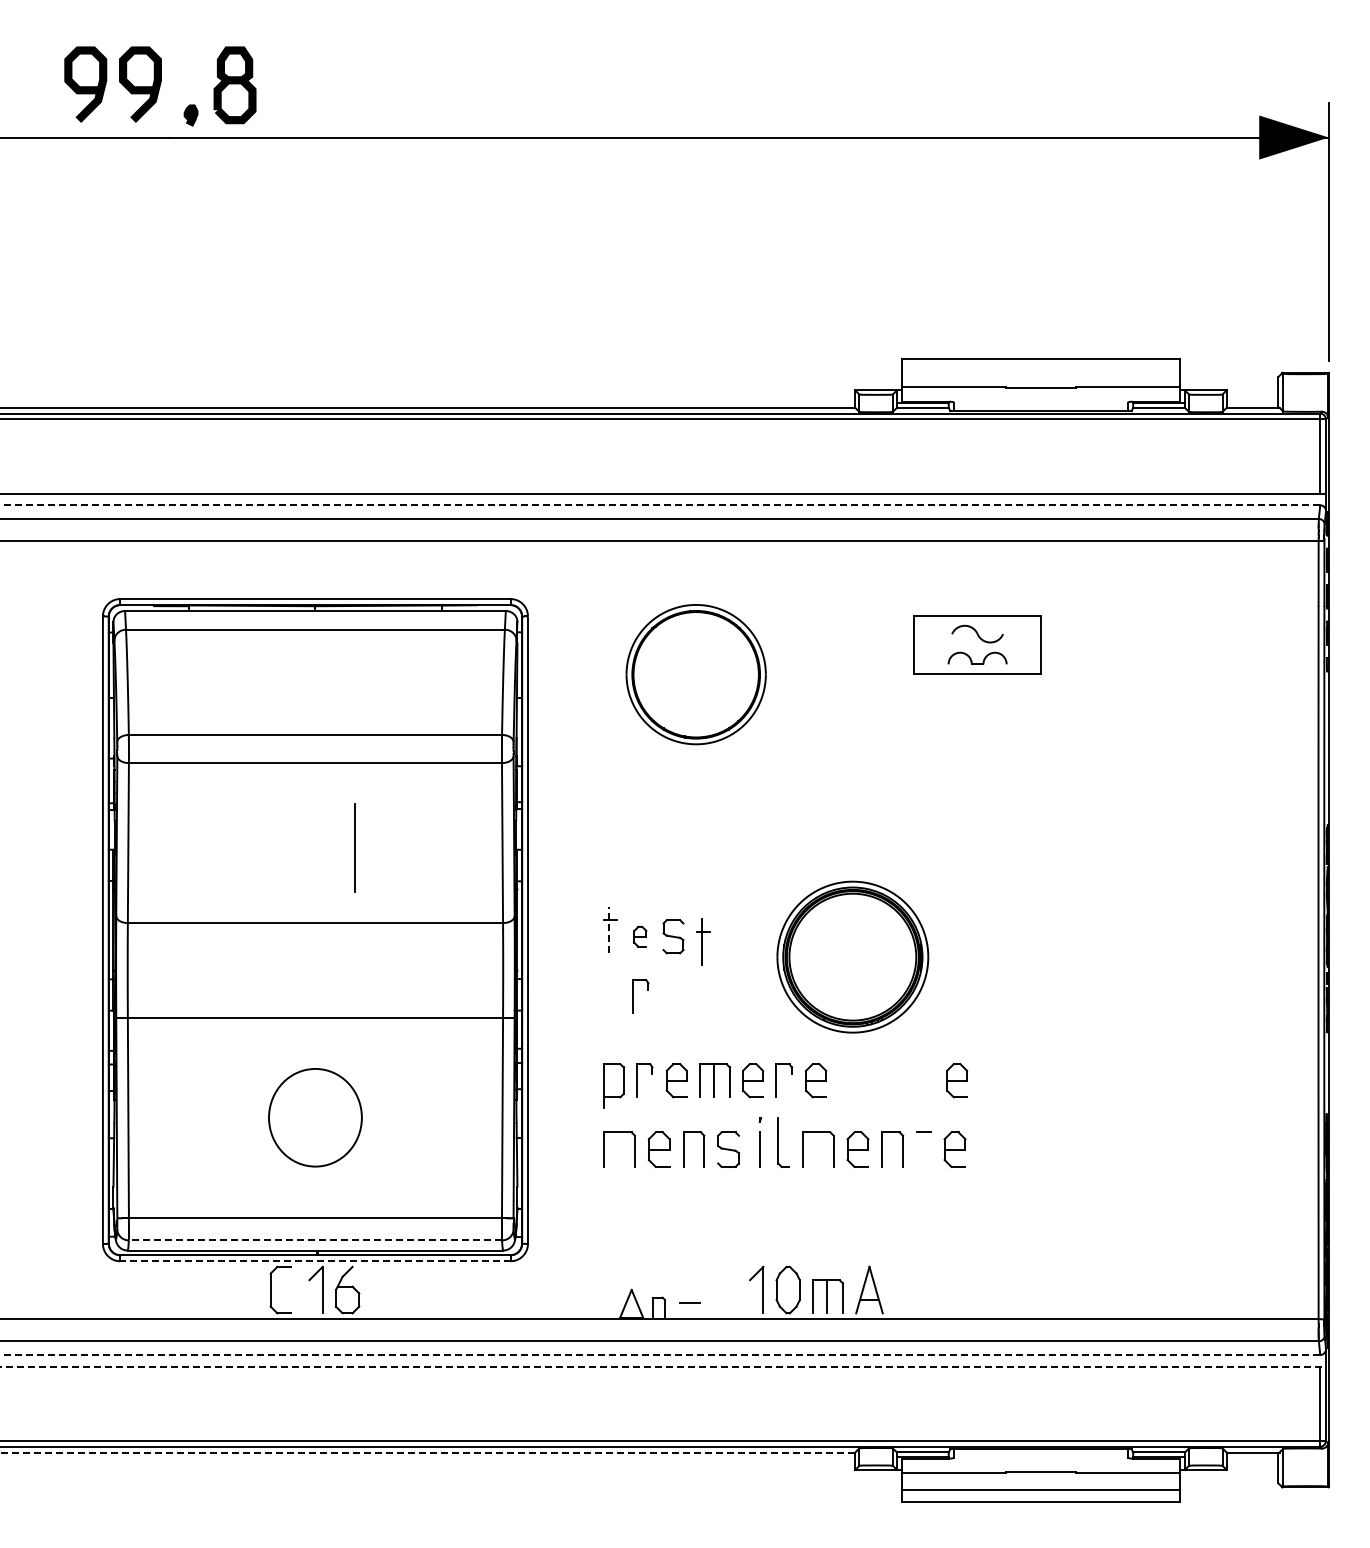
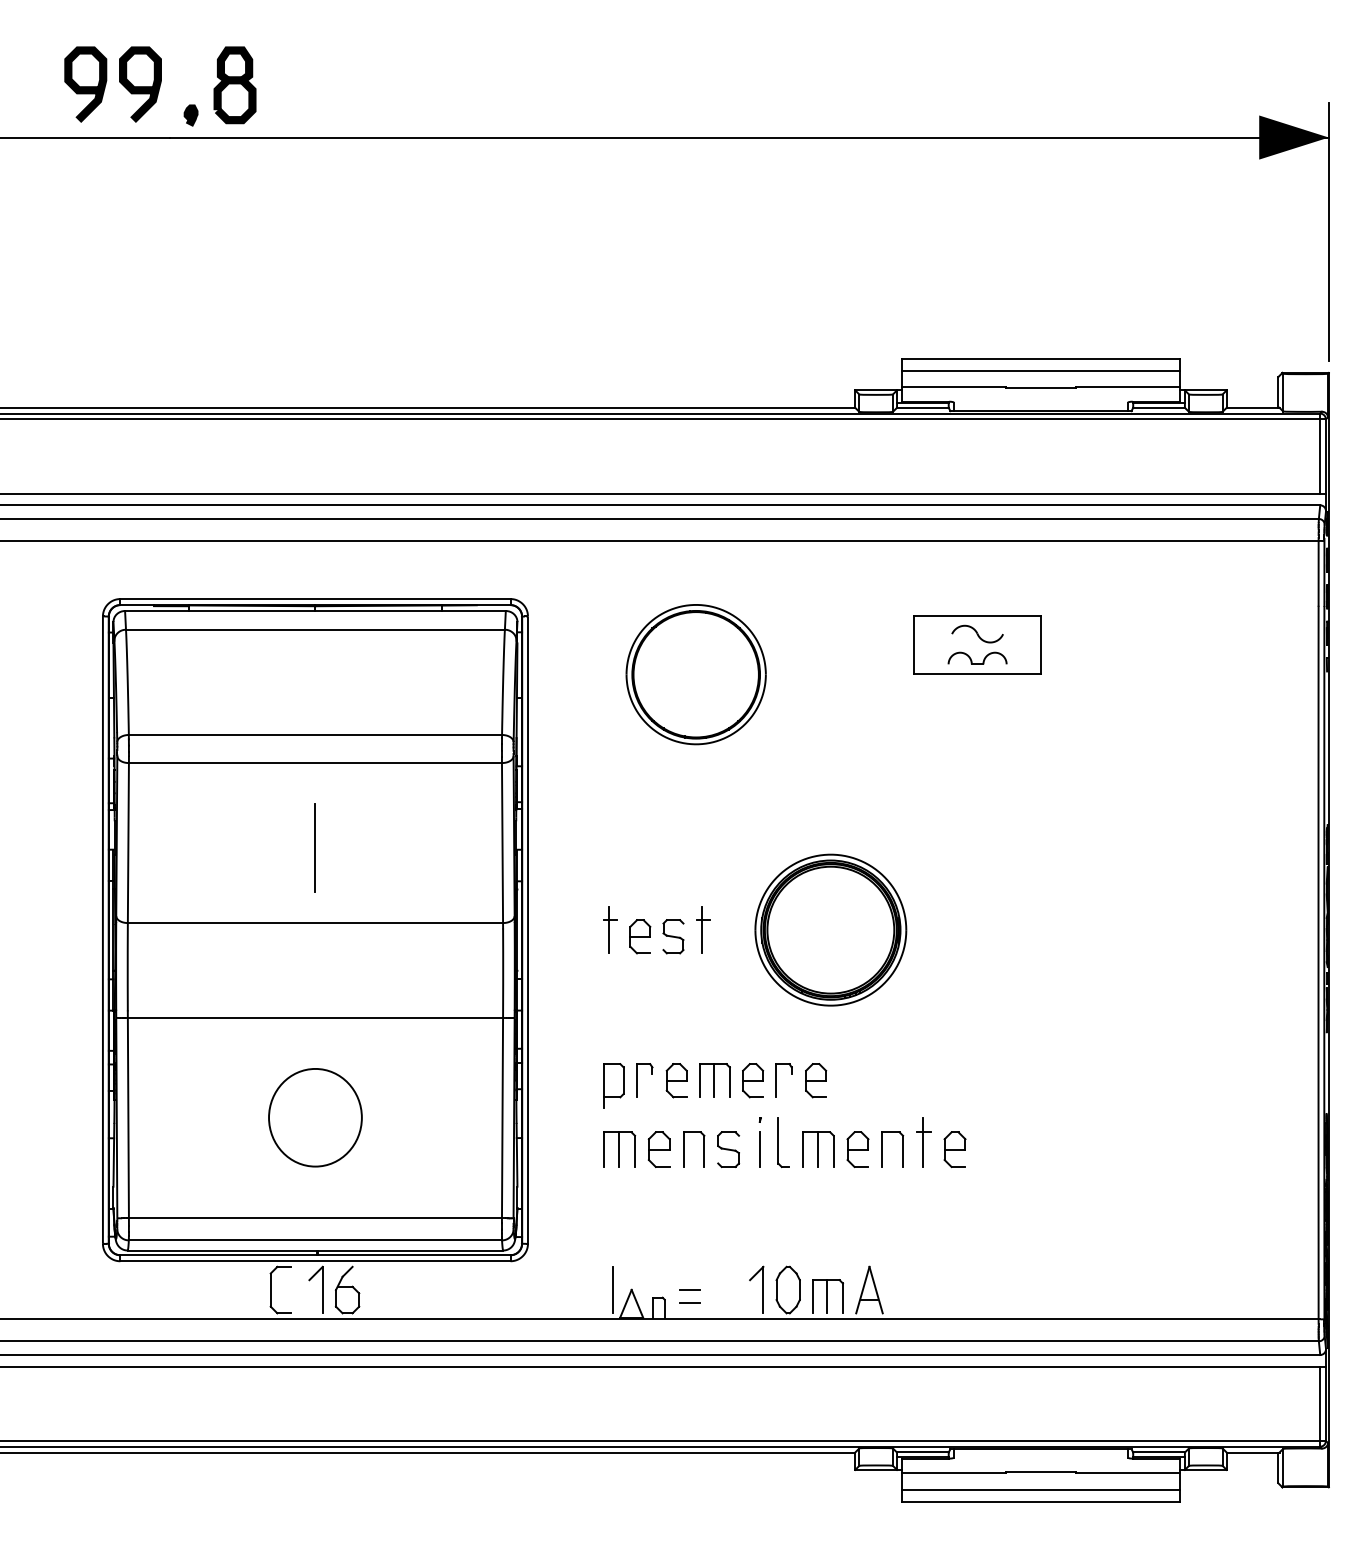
line: none -> present (1040, 370)
line: dashed -> solid (660, 505)
line position: (354, 847) -> (314, 847) (314, 847)
line: dashed -> solid (609, 929)
part size: 15x23 px -> 23x36 px (640, 936)
part position: (703, 941) -> (703, 929) (703, 929)
part position: (852, 956) -> (830, 929) (830, 929)
part: present -> none (633, 996)
part: present -> none (957, 1080)
line: none -> present (922, 1142)
line: none -> present (618, 1149)
line: none -> present (817, 1149)
line: dashed -> solid (315, 1240)
line: dashed -> solid (314, 1261)
line: none -> present (612, 1289)
line: none -> present (689, 1289)
line: dashed -> solid (660, 1355)
line: dashed -> solid (663, 1366)
line: dashed -> solid (427, 1452)
